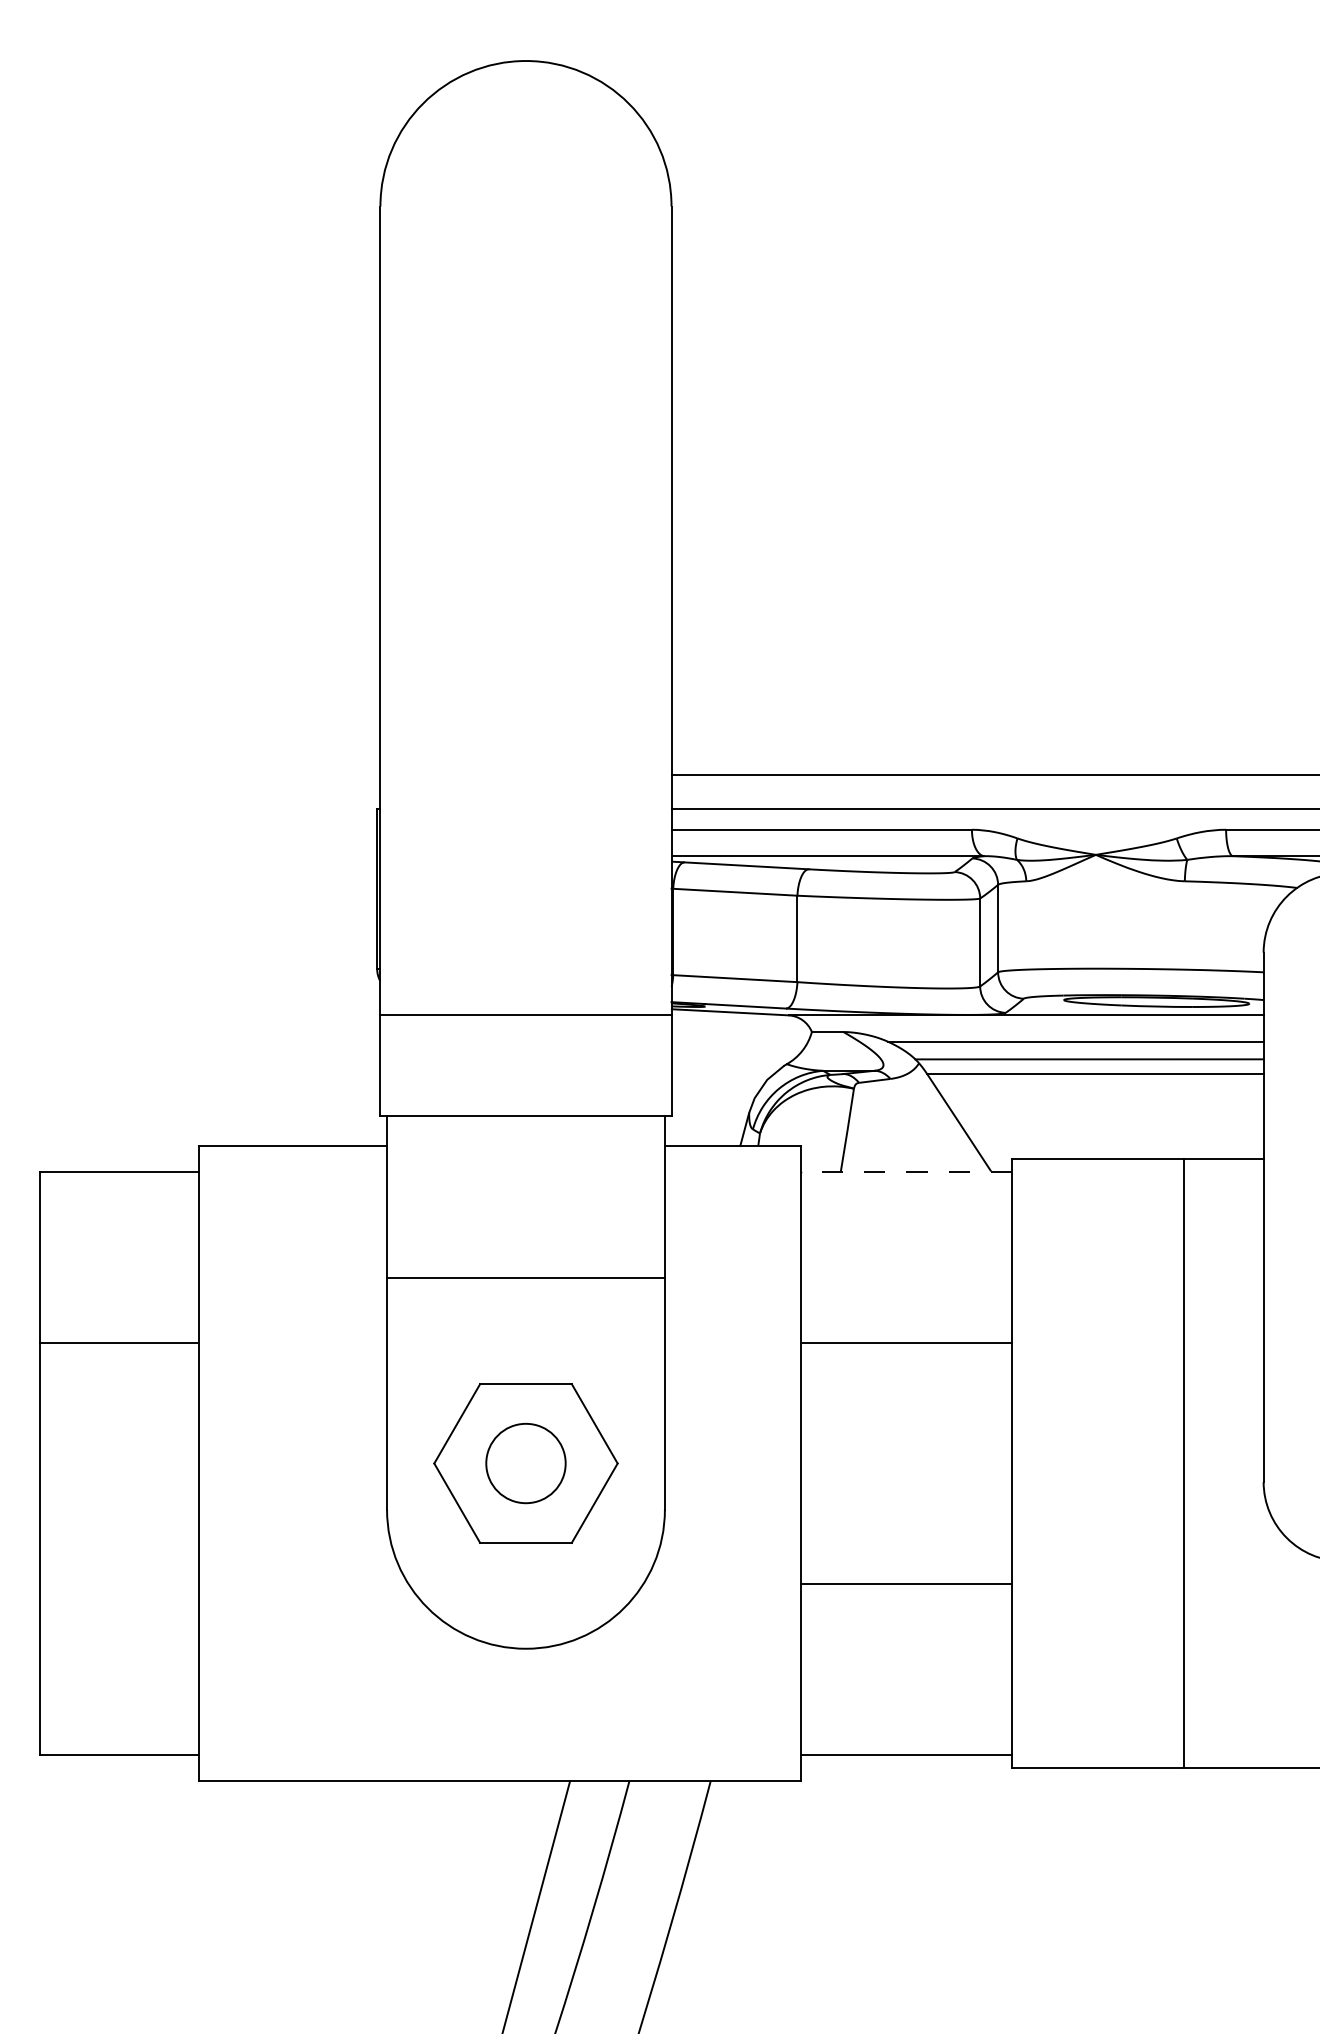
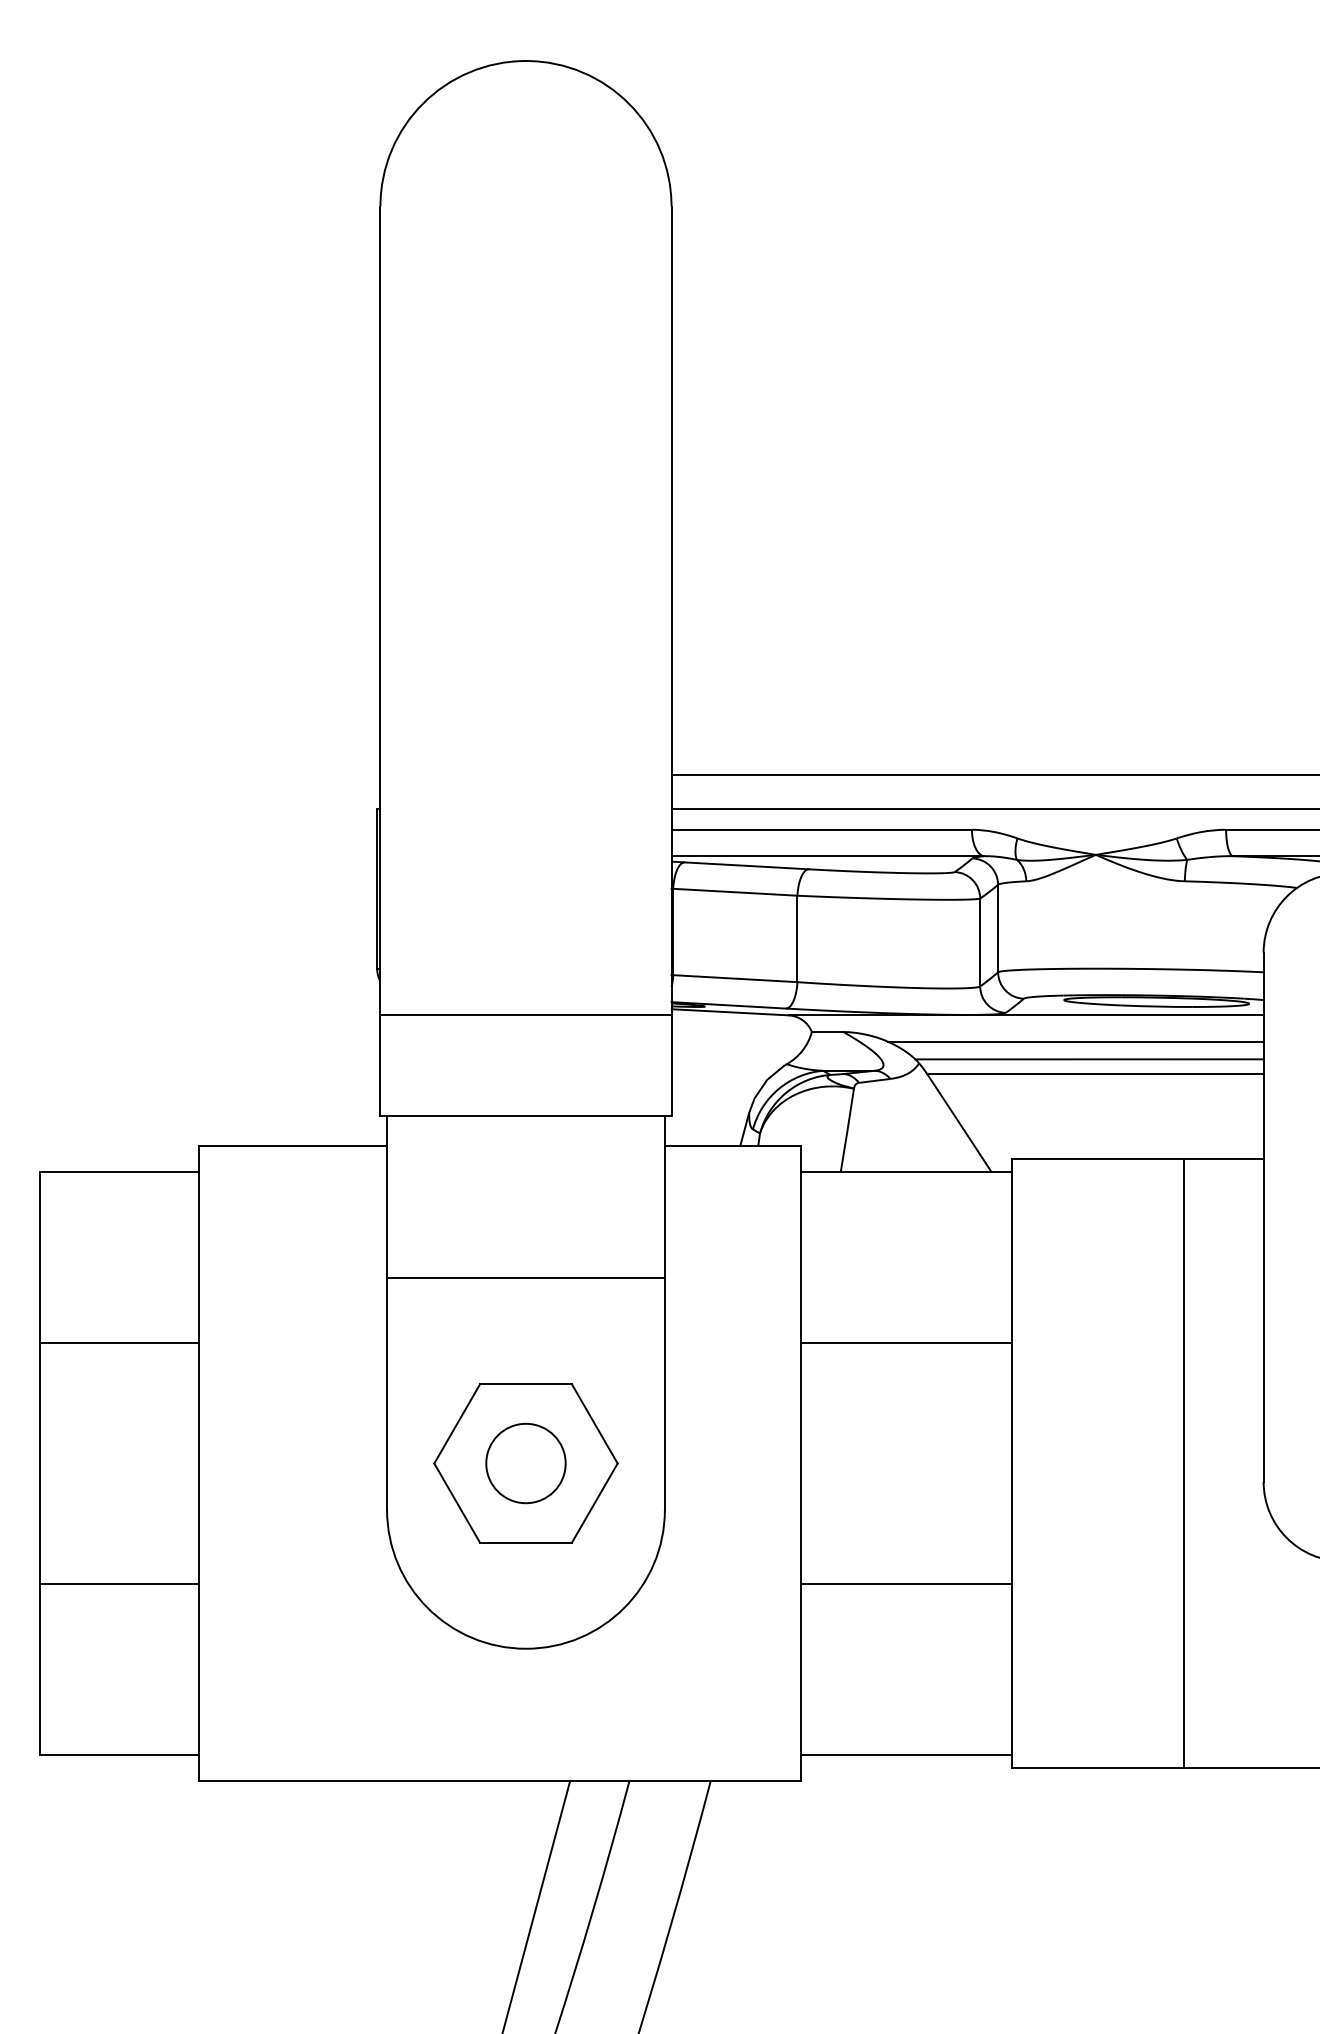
line: dashed -> solid (906, 1172)
line: none -> present (118, 1584)
